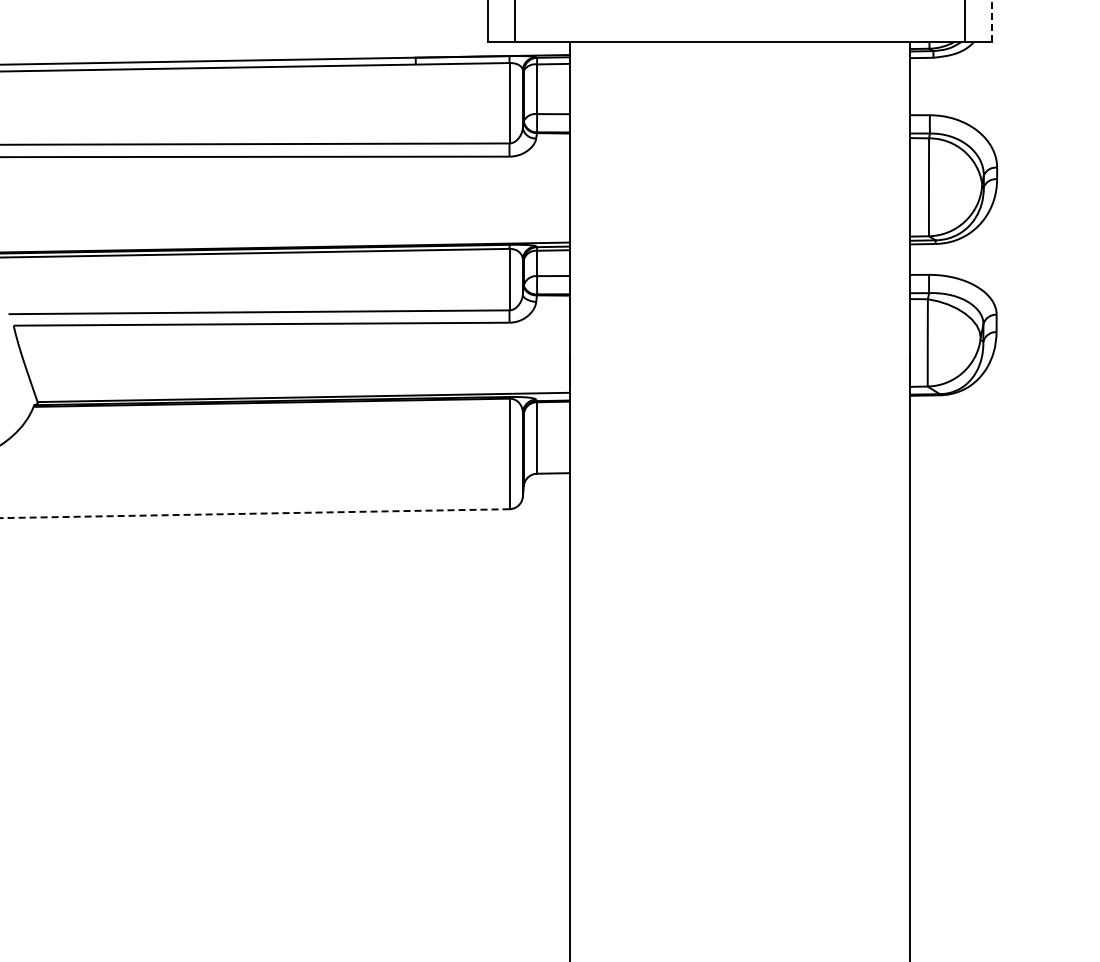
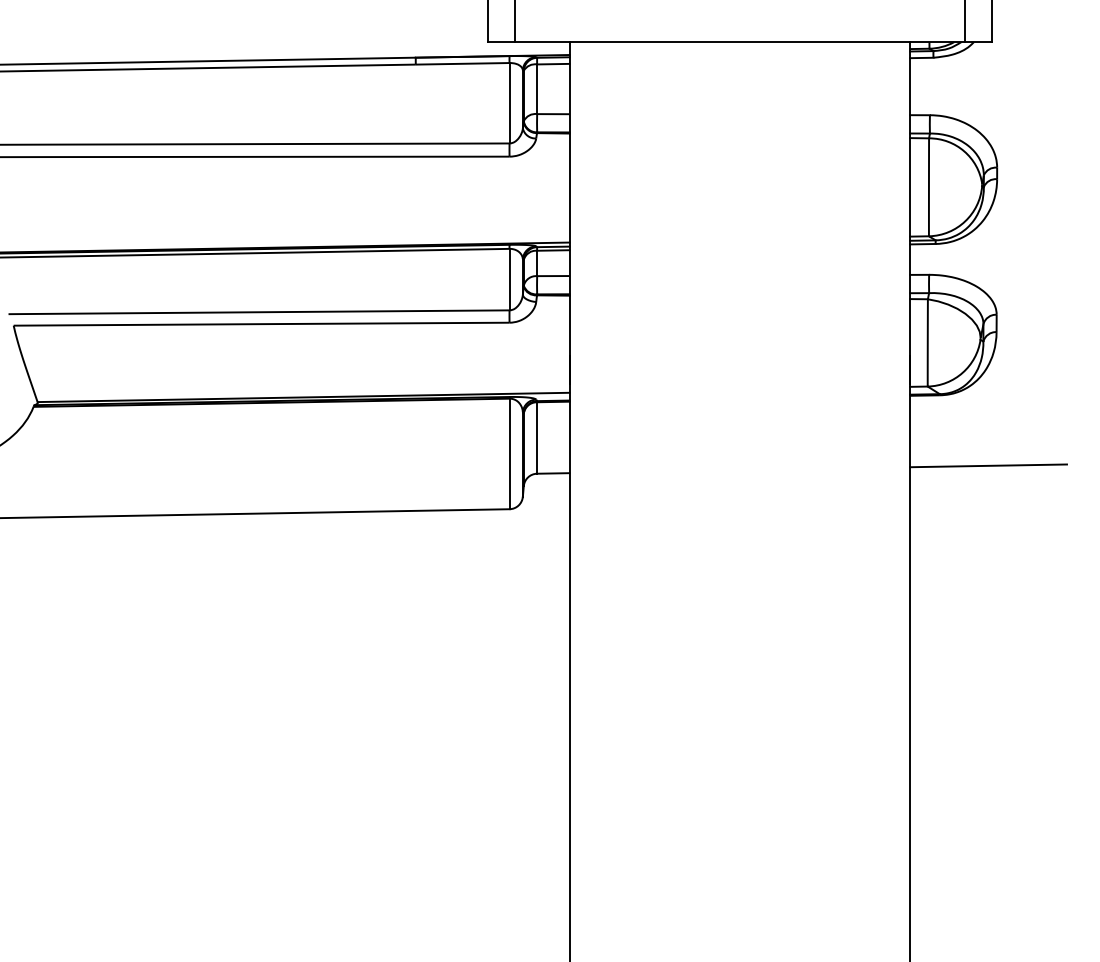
line: dashed -> solid (992, 21)
line: none -> present (988, 465)
line: dashed -> solid (254, 513)
